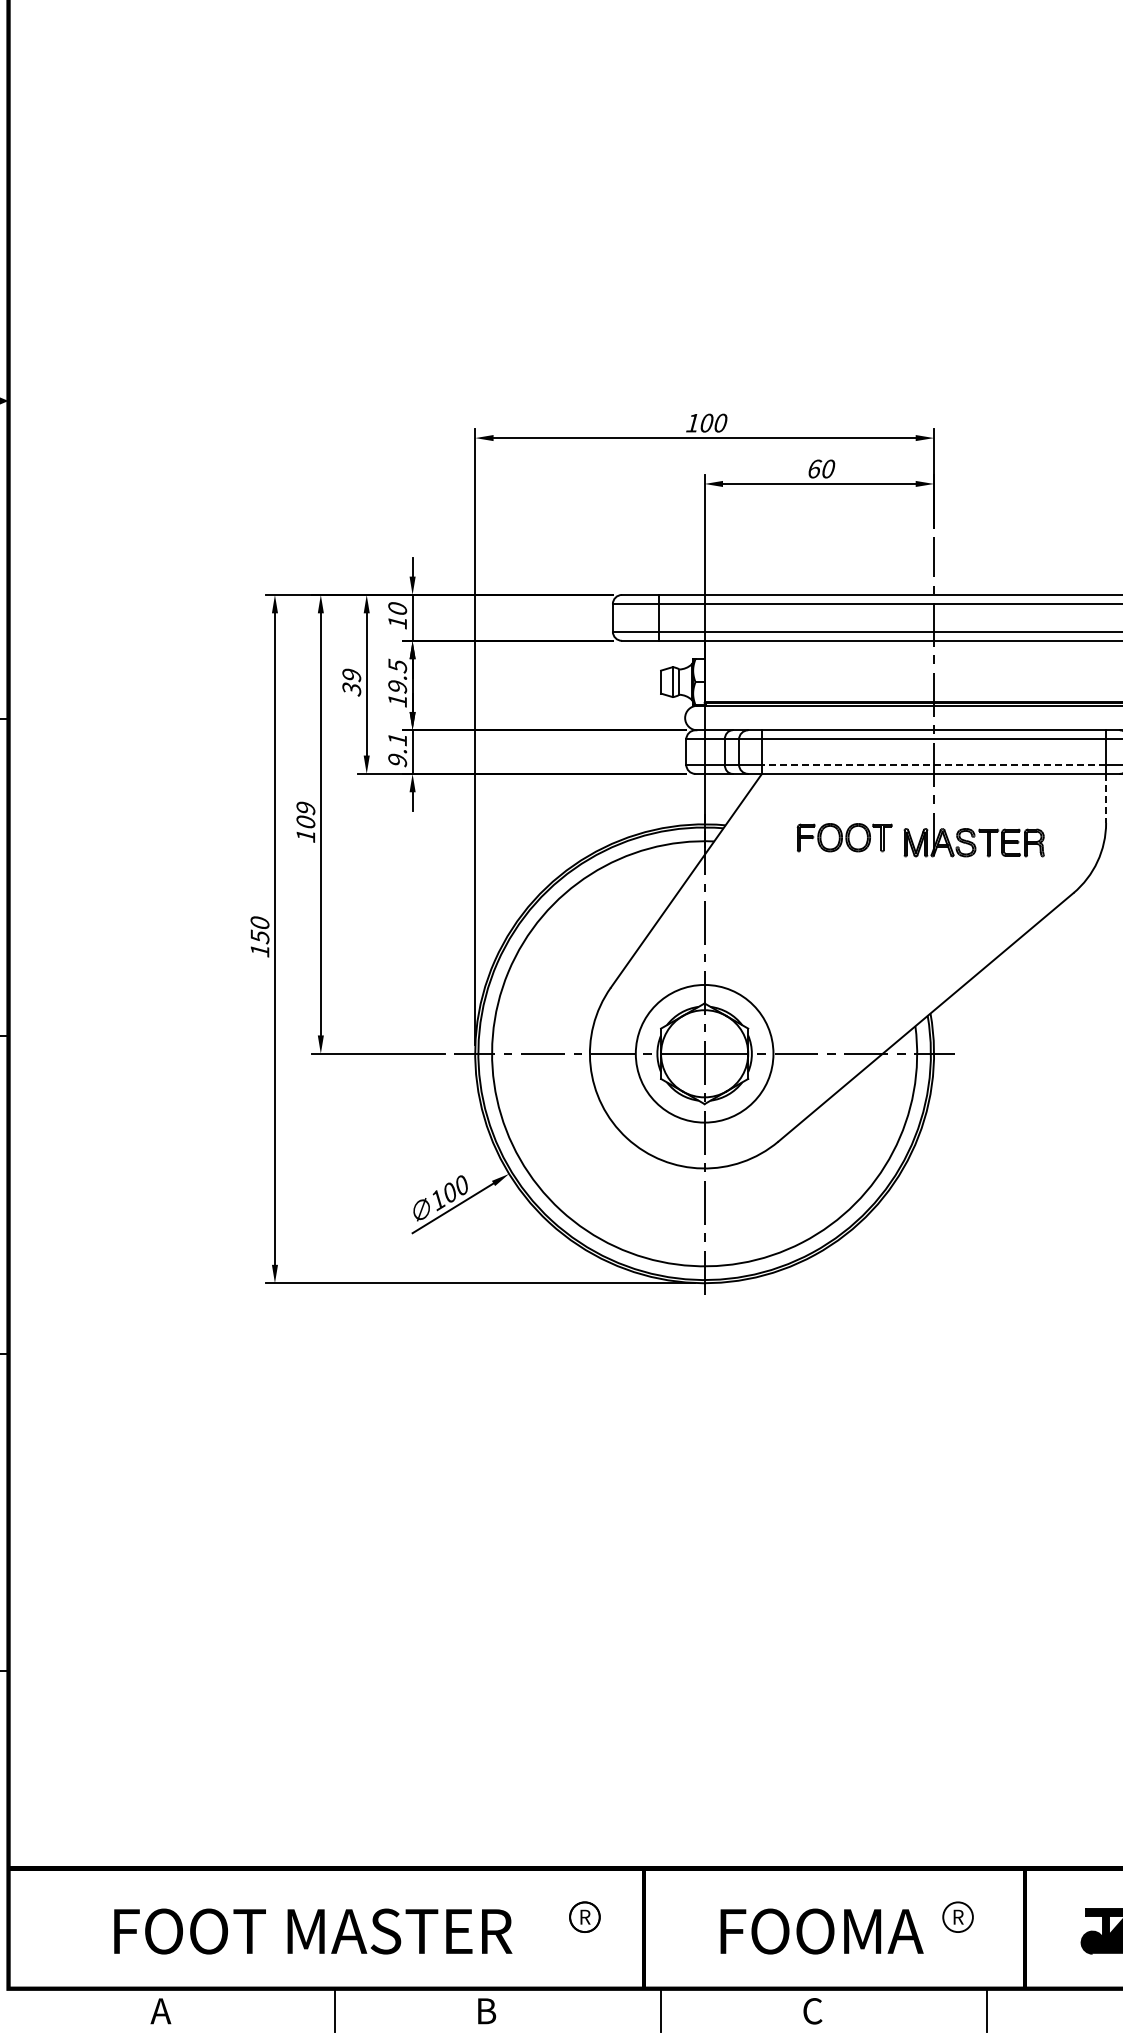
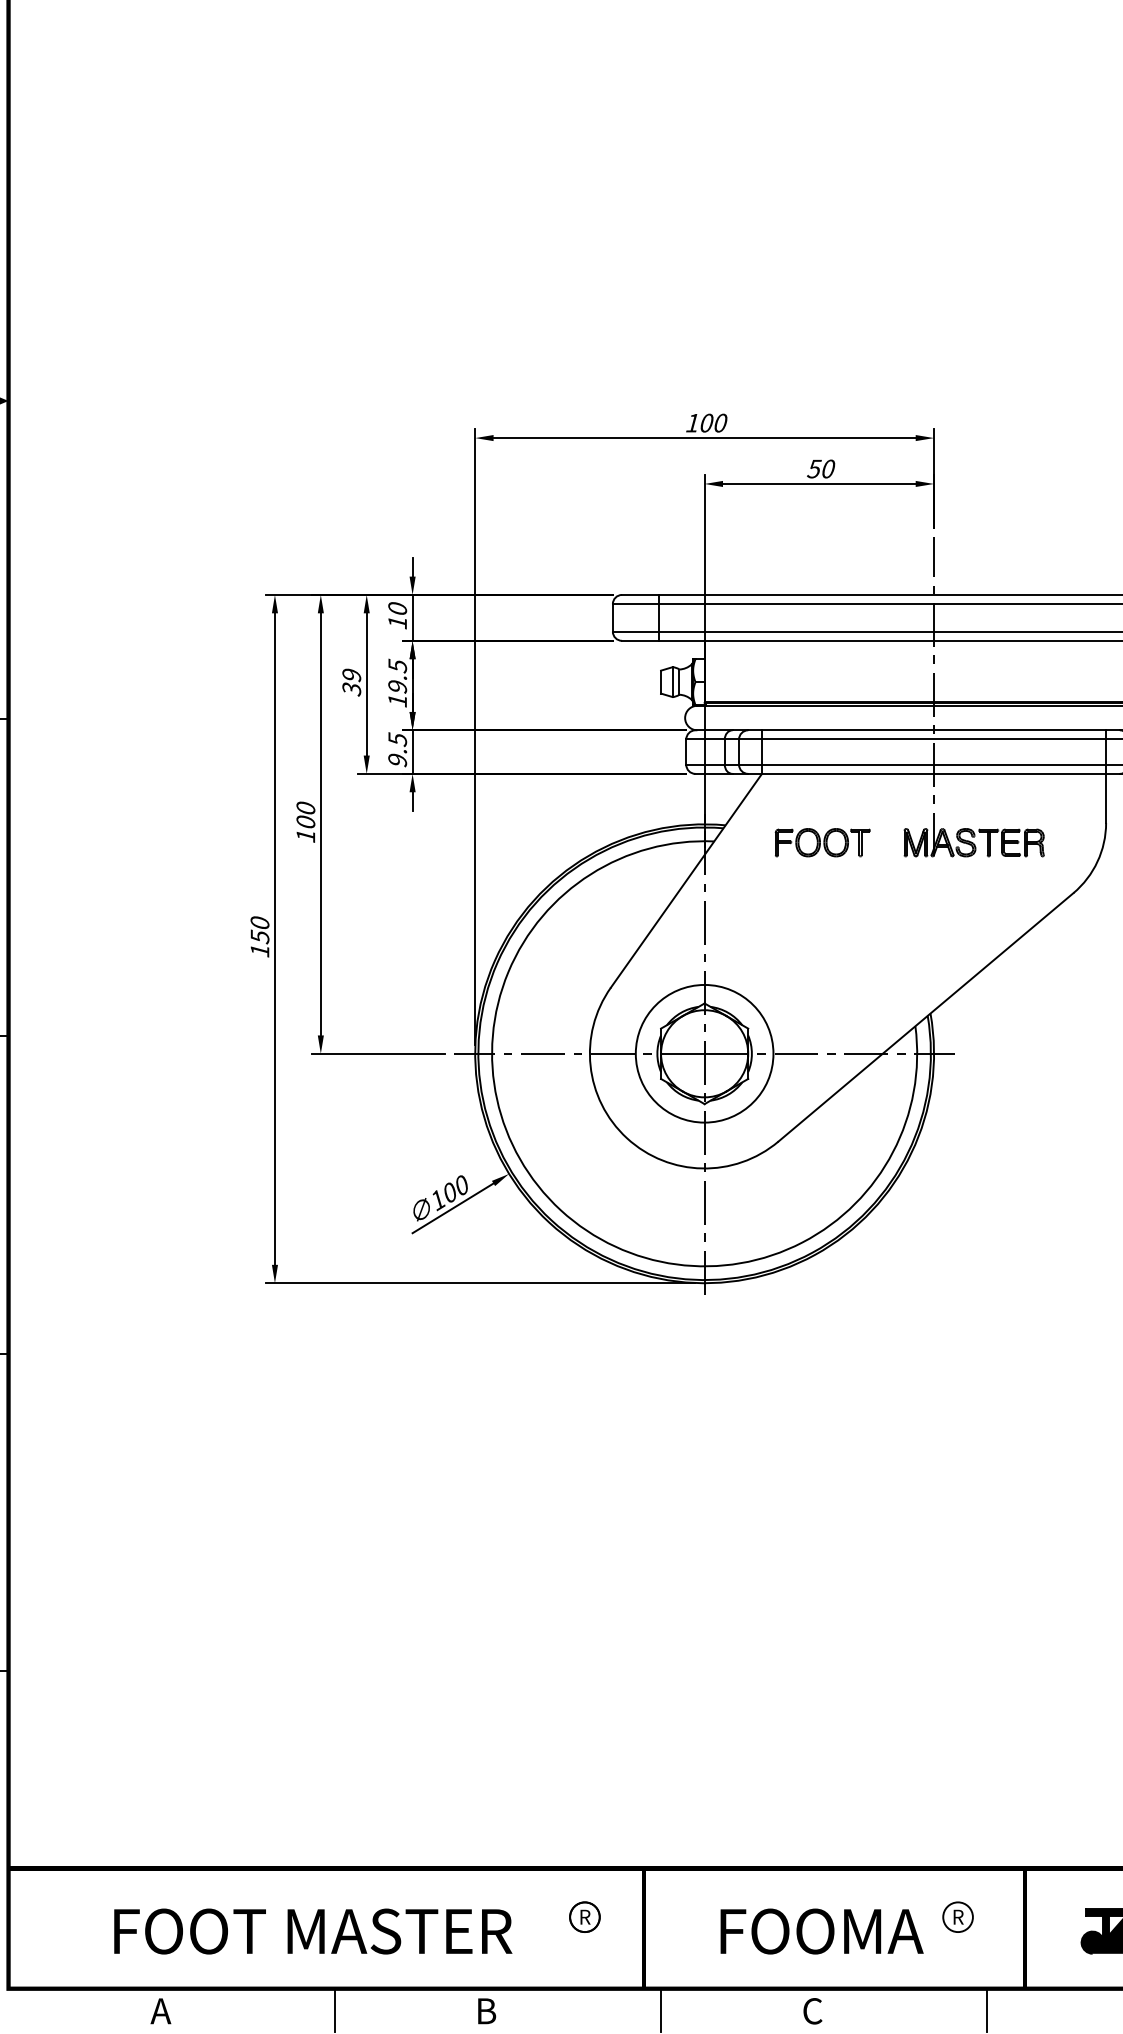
text: 60 -> 50 (814, 468)
text: 9.1 -> 9.5 (397, 739)
line: dashed -> solid (933, 764)
line: dashed -> solid (1106, 798)
text: 109 -> 100 (305, 808)
part position: (844, 837) -> (822, 842) (822, 842)
